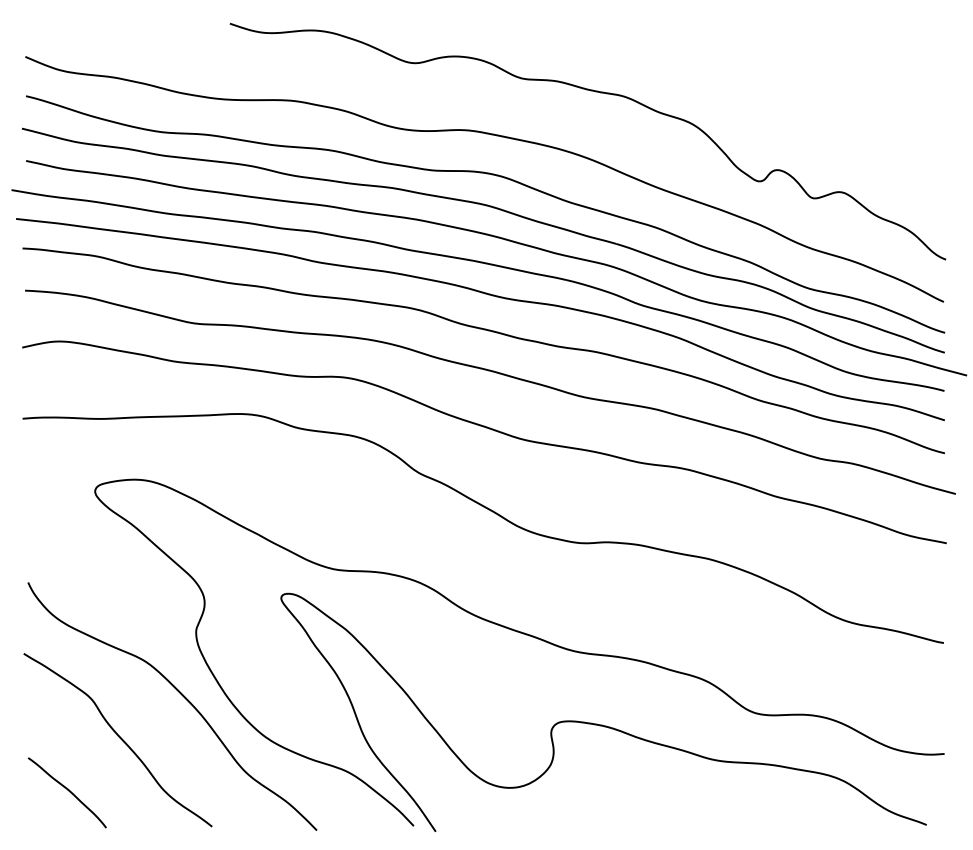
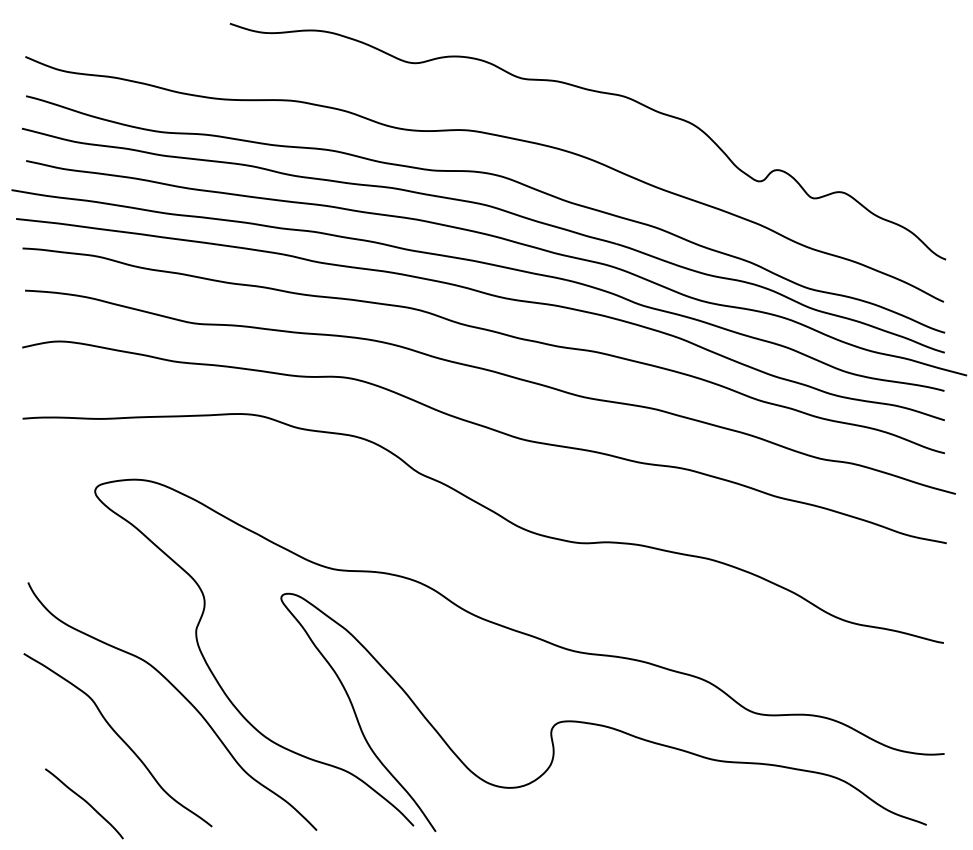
curve position: (68, 791) -> (85, 802) (85, 802)
